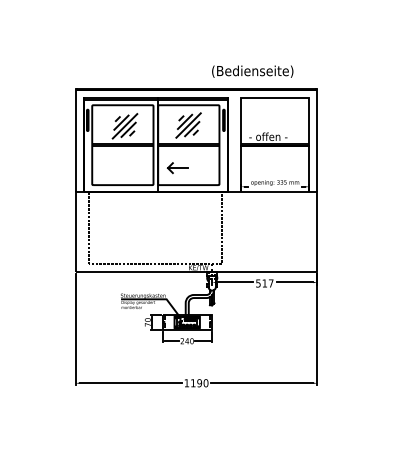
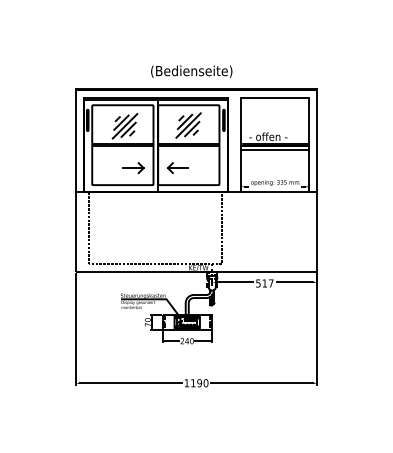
text position: (252, 71) -> (191, 71) (191, 71)
line: none -> present (275, 150)
part: none -> present (133, 168)
